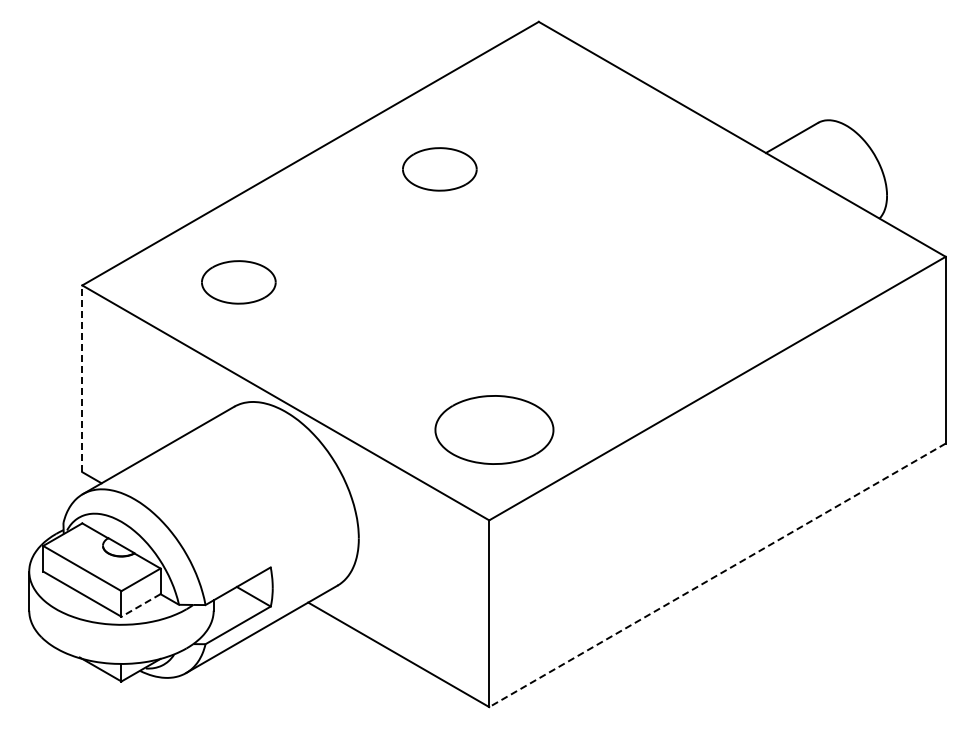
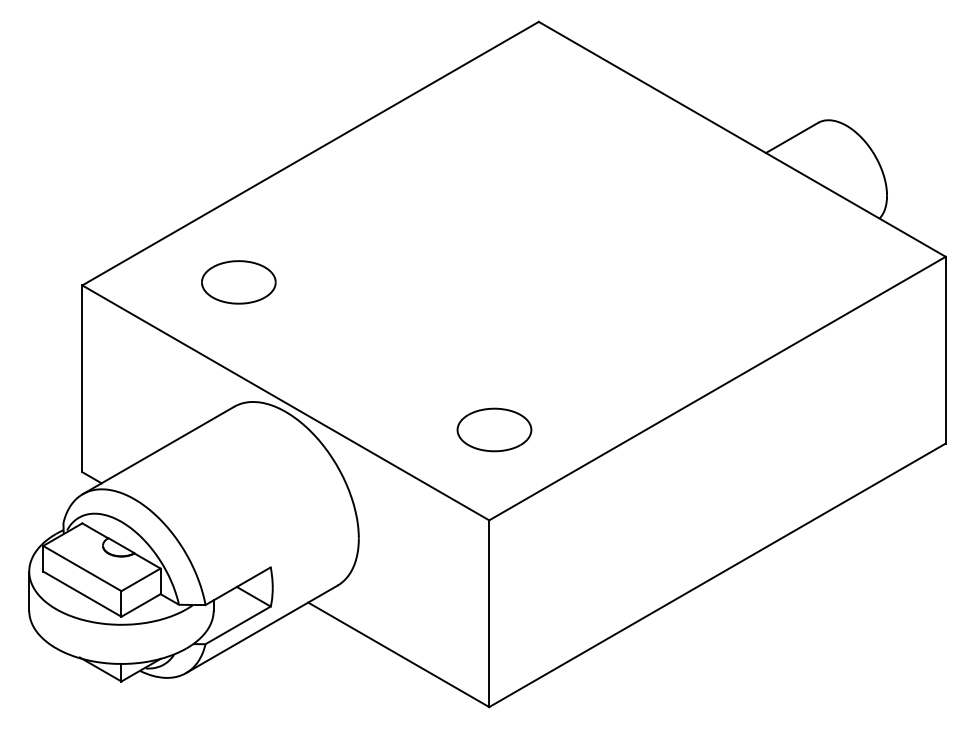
part: present -> none (439, 169)
line: dashed -> solid (82, 378)
part size: 121x70 px -> 77x46 px (494, 429)
line: dashed -> solid (717, 575)
line: dashed -> solid (141, 605)
